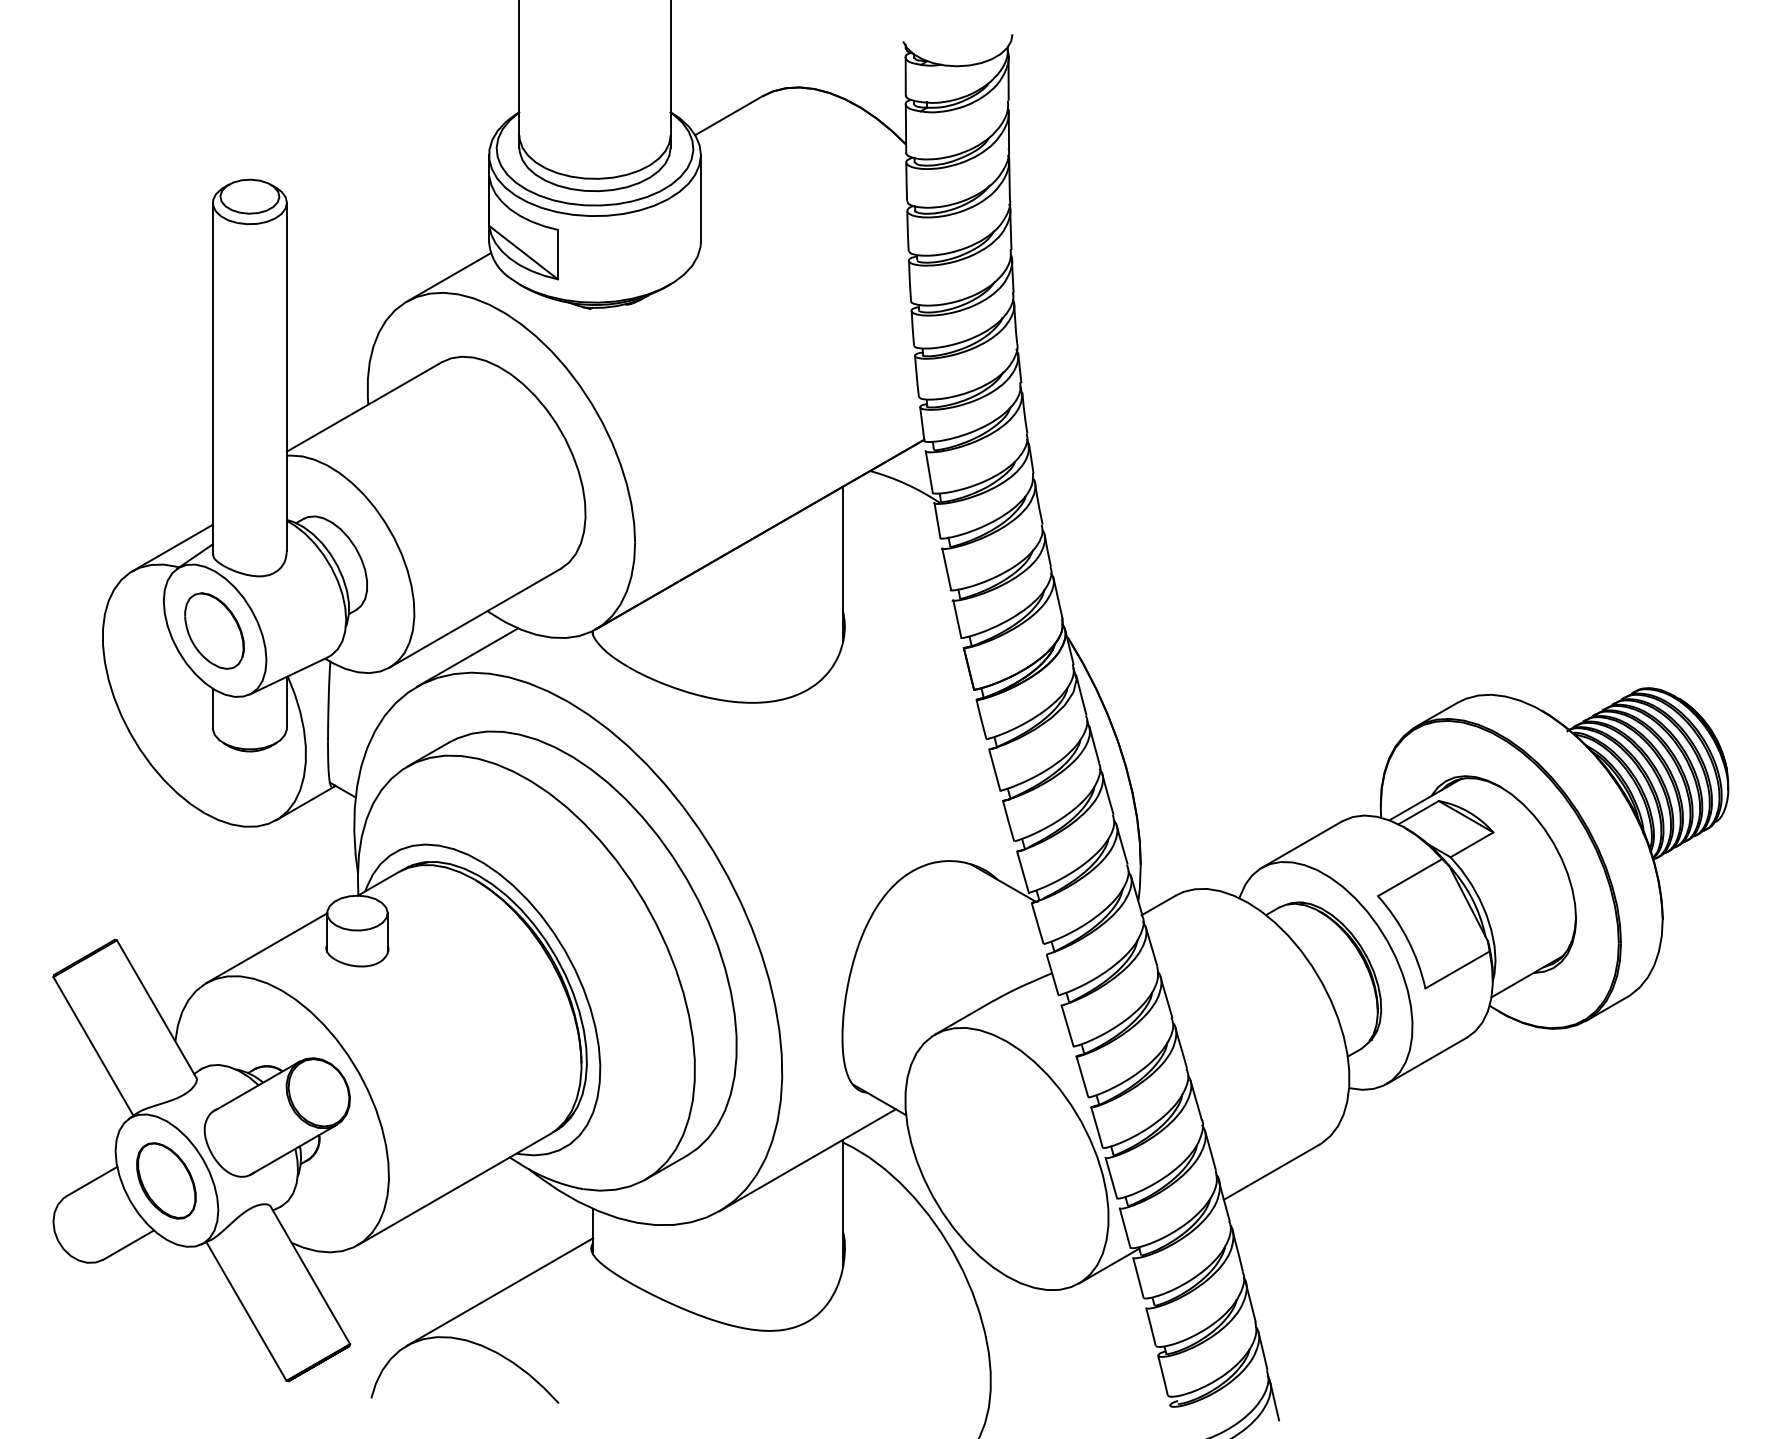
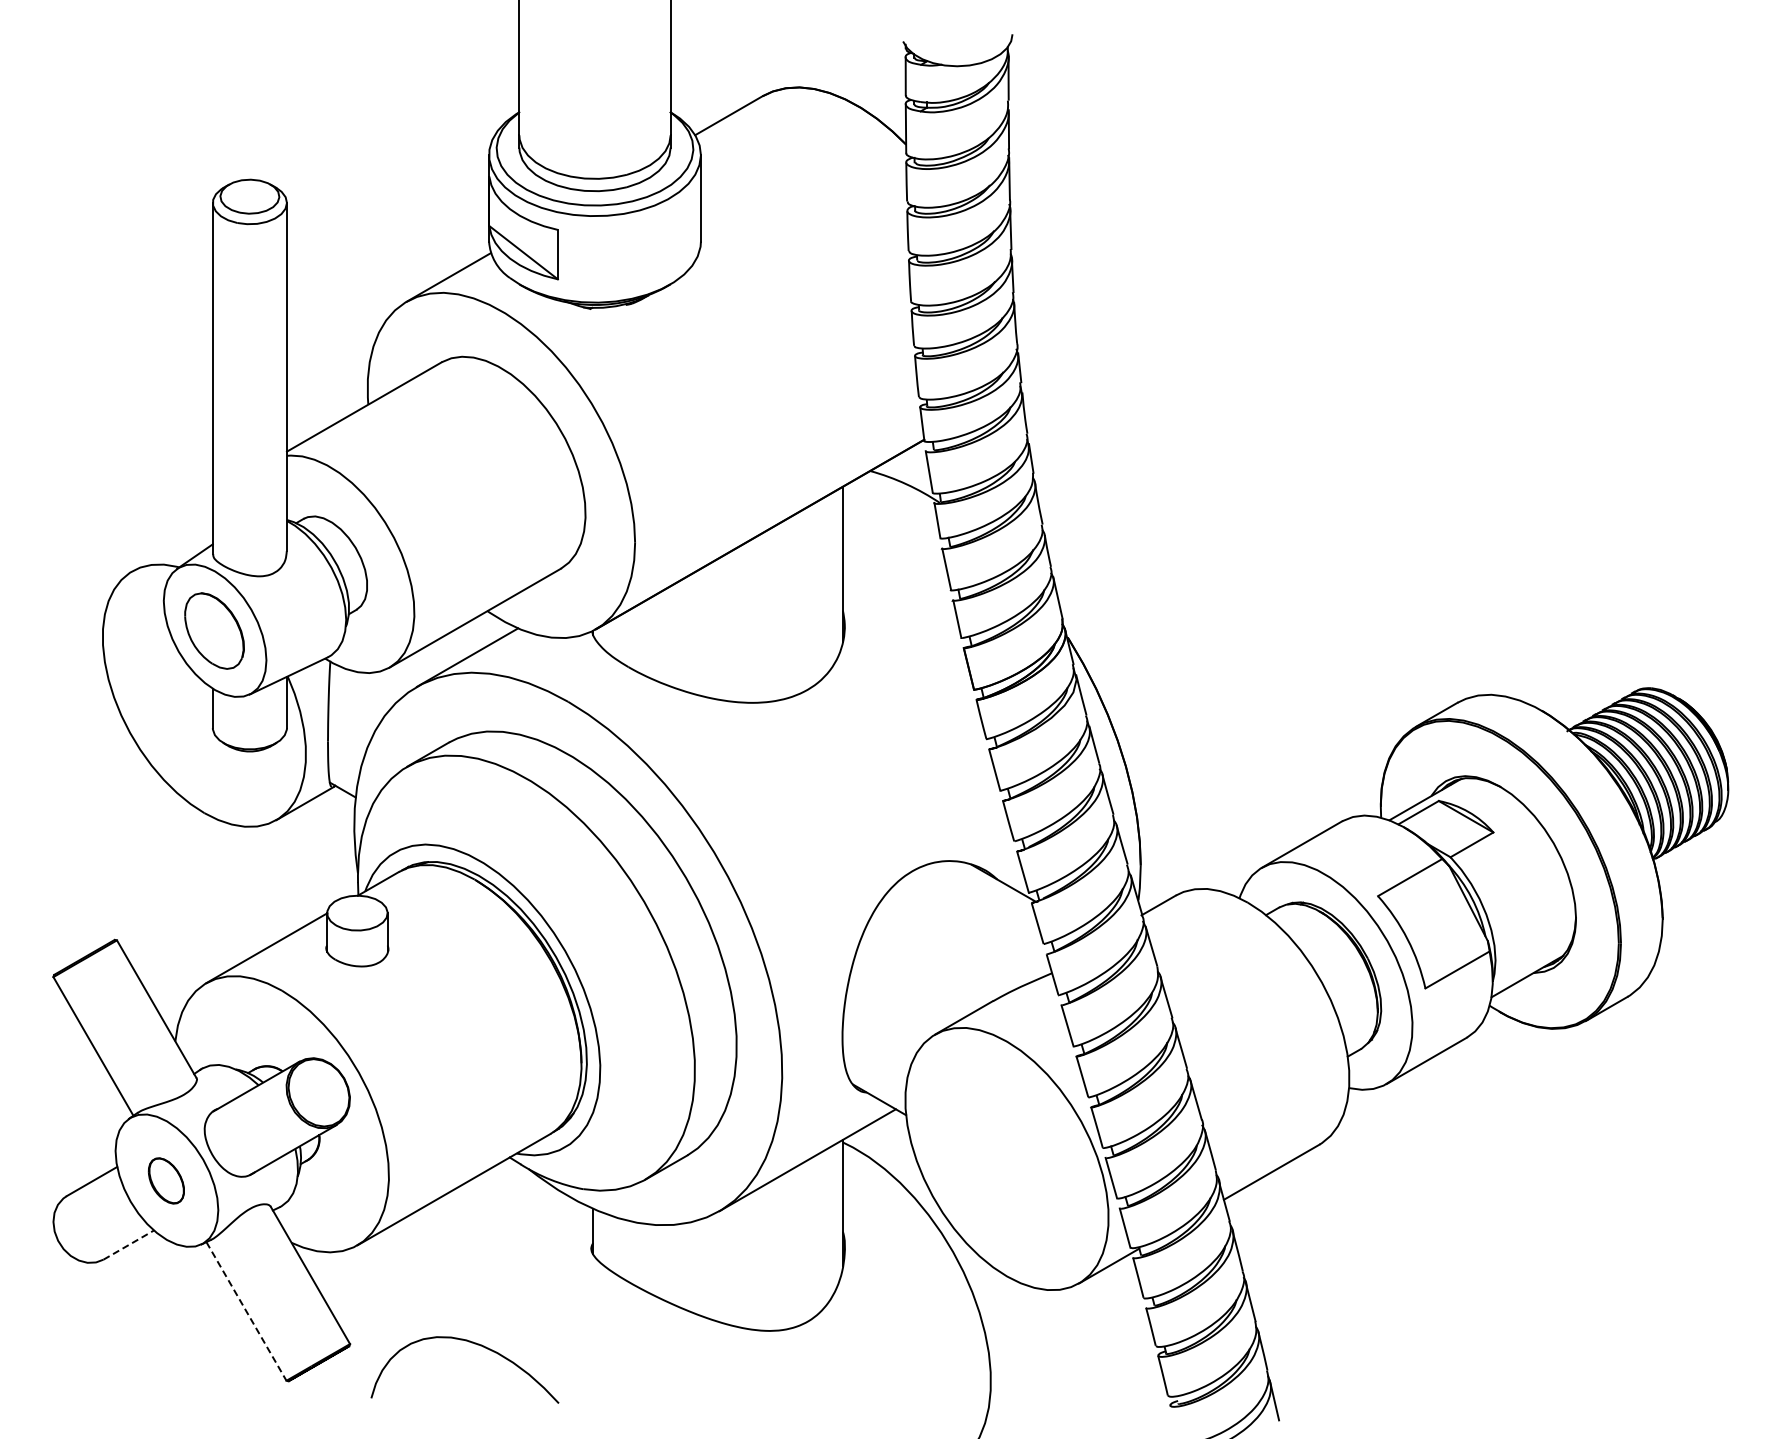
line: present -> none (172, 547)
part size: 61x78 px -> 38x48 px (165, 1180)
line: solid -> dashed (129, 1244)
line: present -> none (499, 1291)
line: solid -> dashed (246, 1311)
